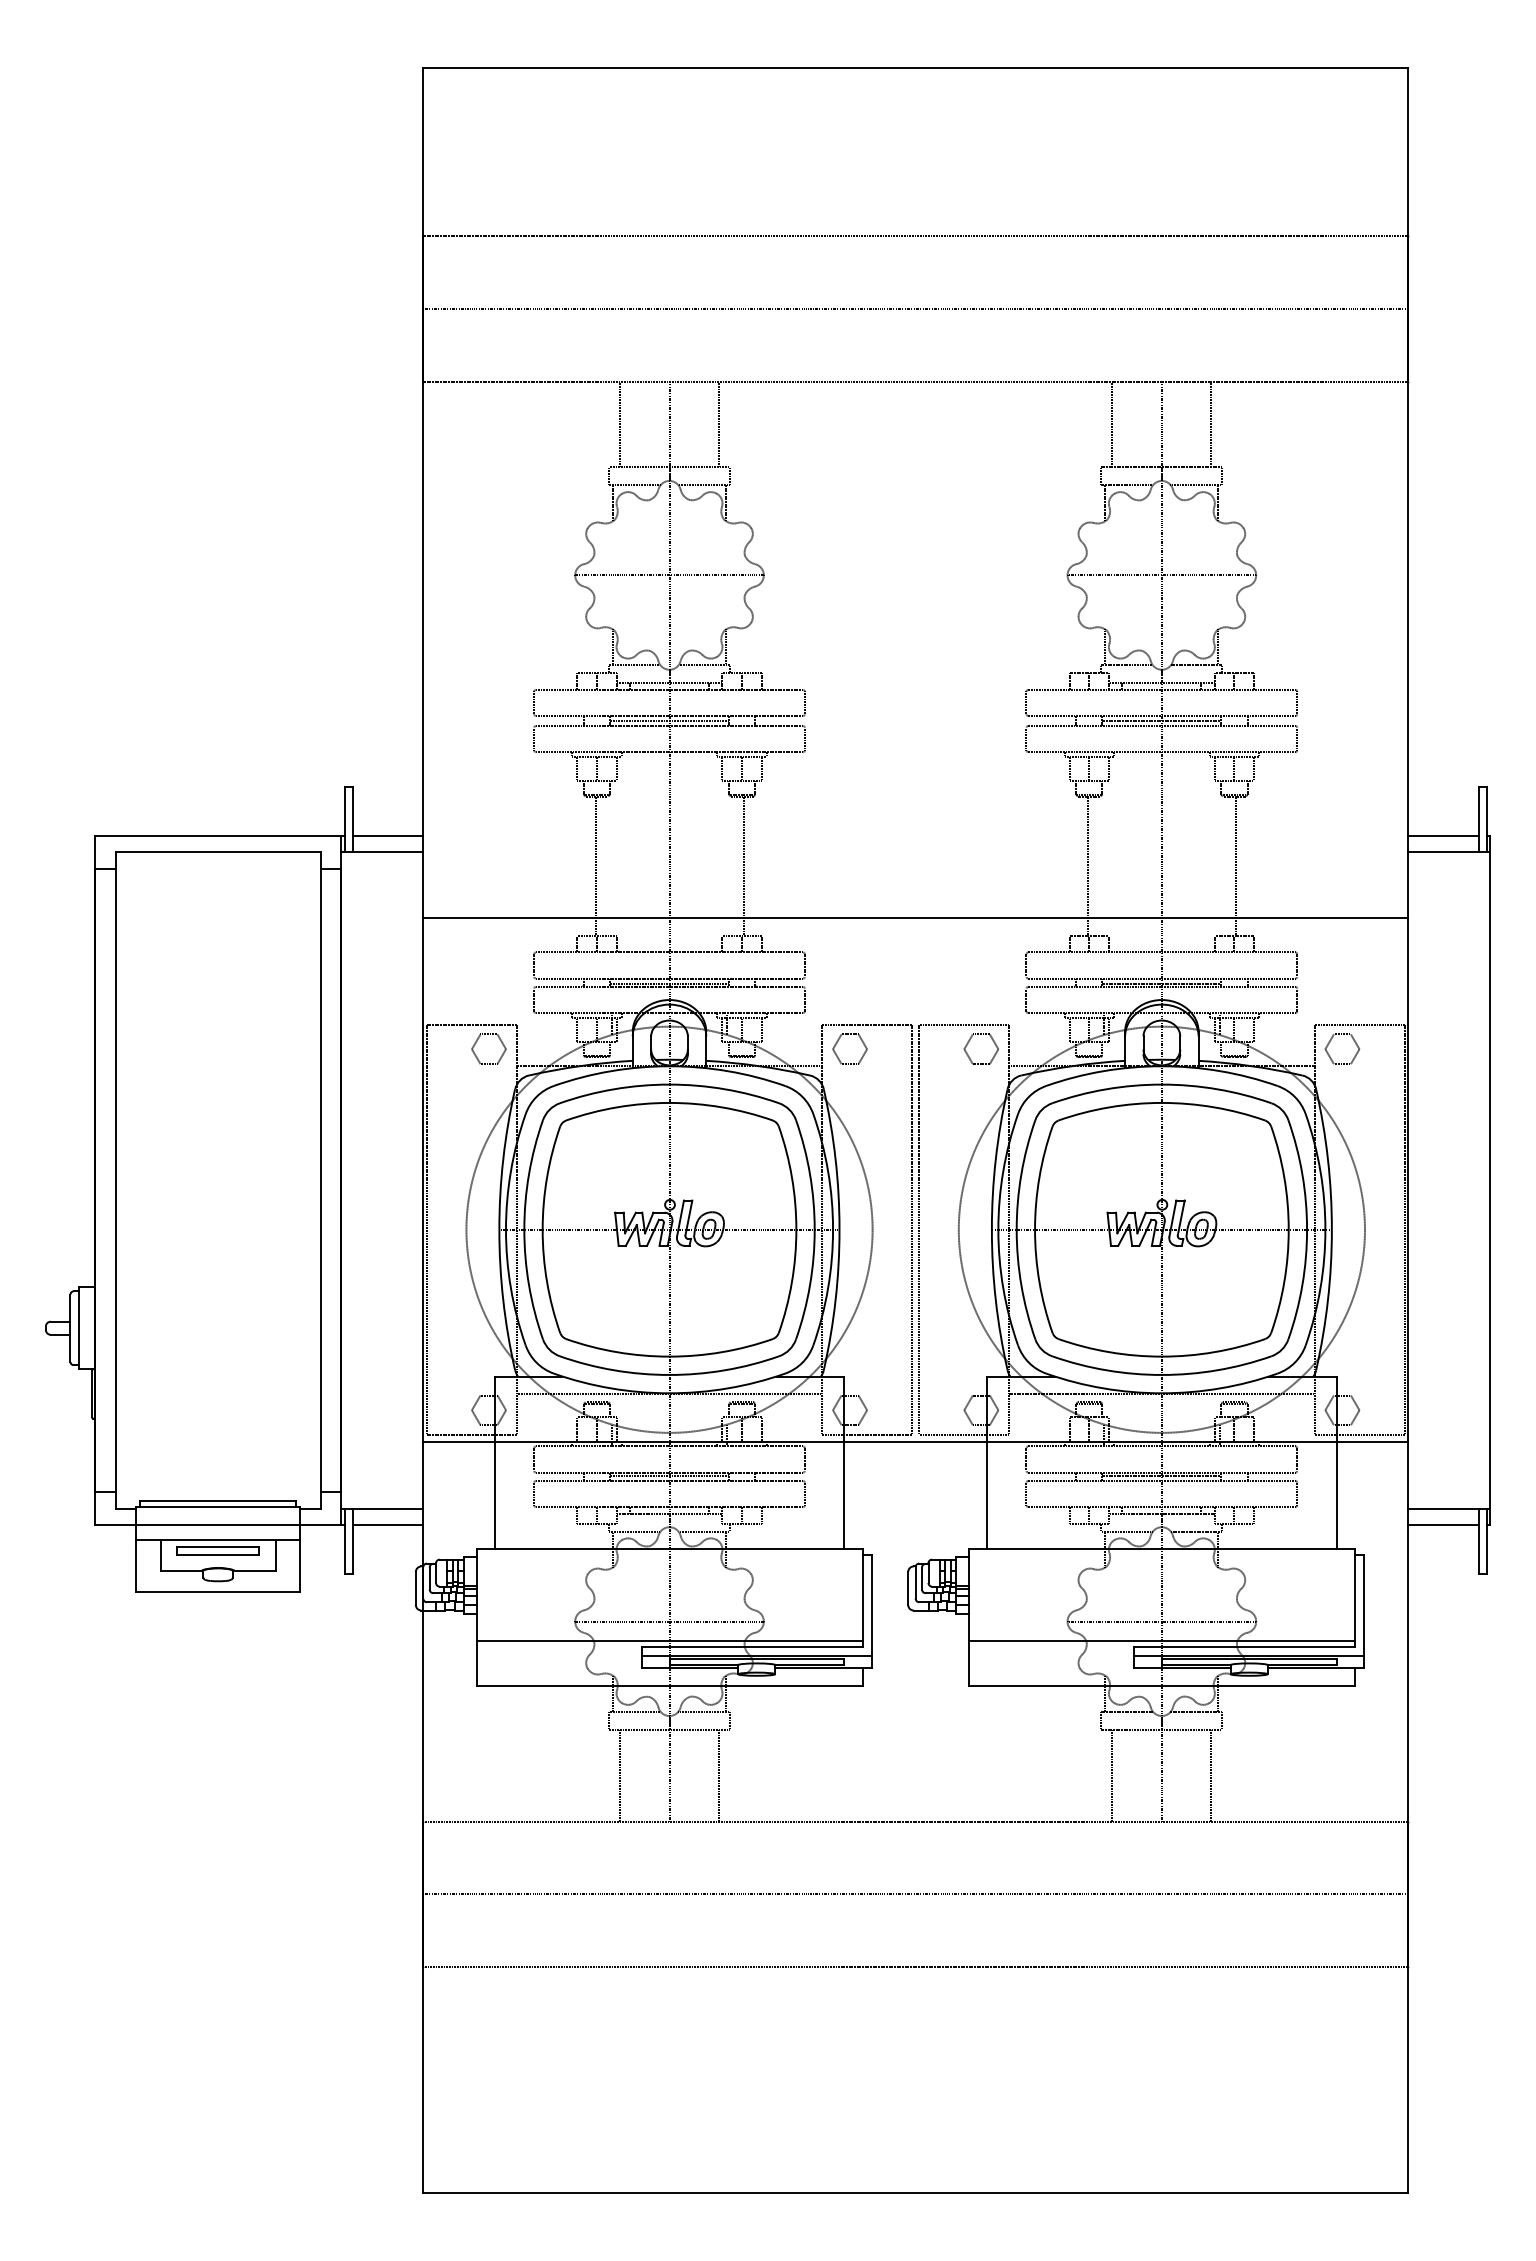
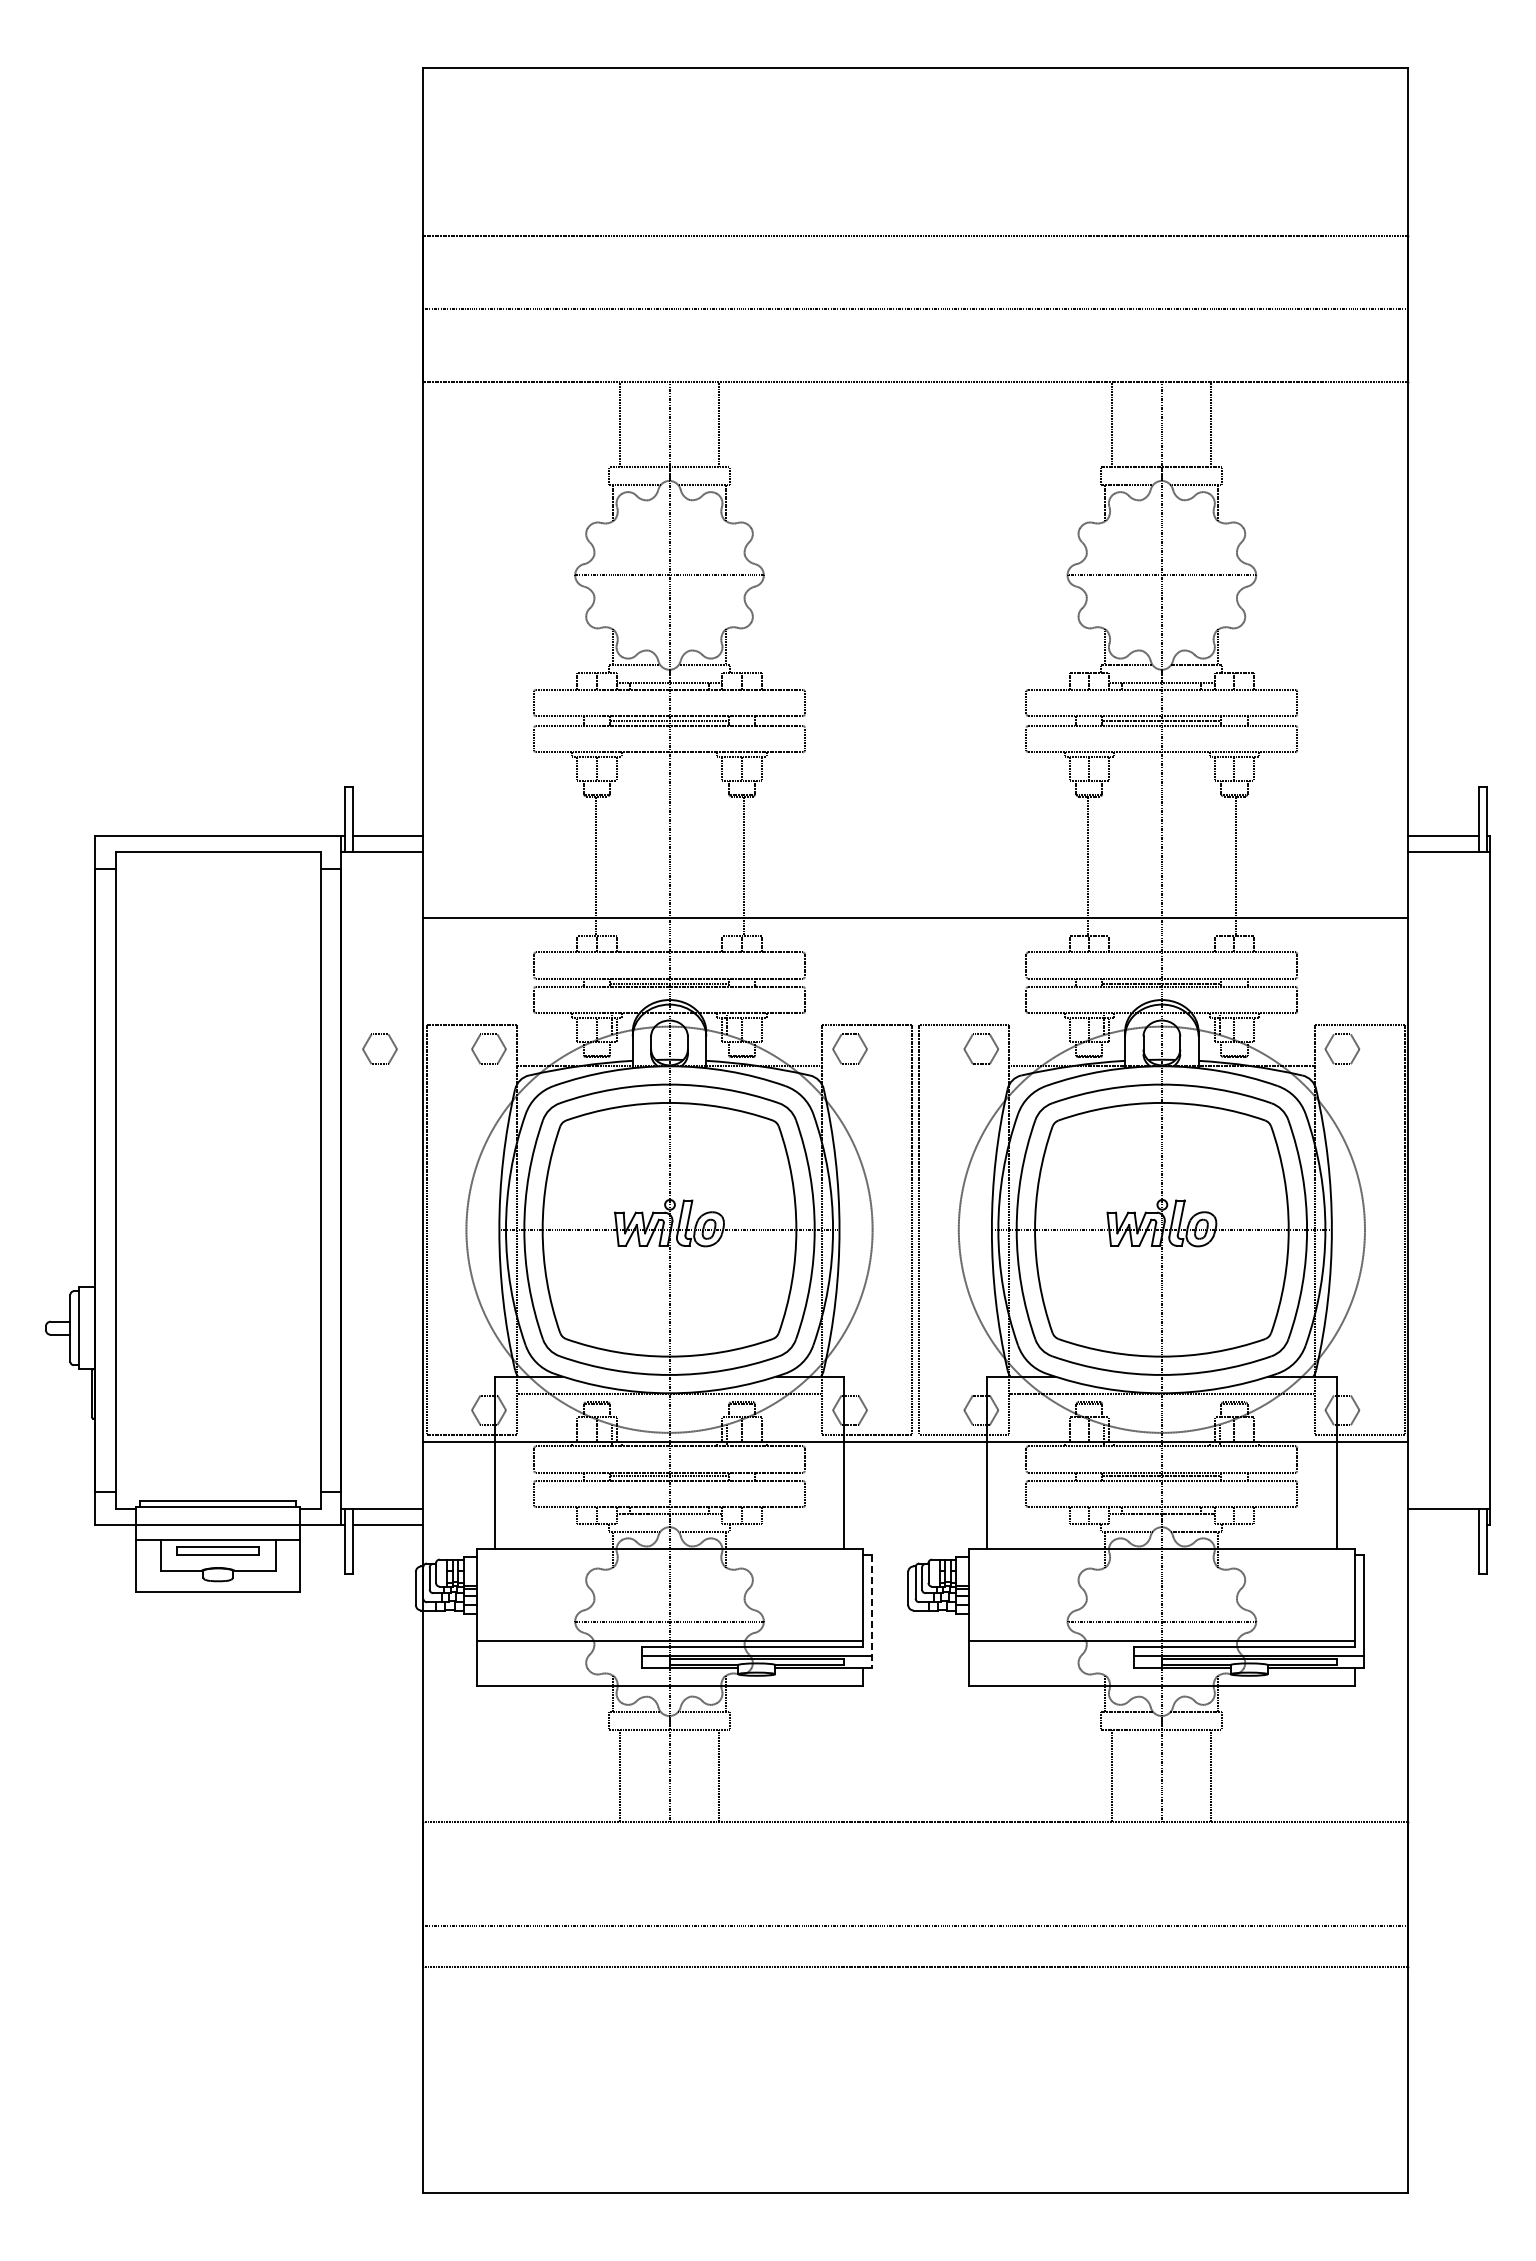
part: none -> present (367, 1043)
line: present -> none (1443, 1525)
line: solid -> dashed (871, 1612)
line position: (915, 1894) -> (915, 1926) (915, 1926)
